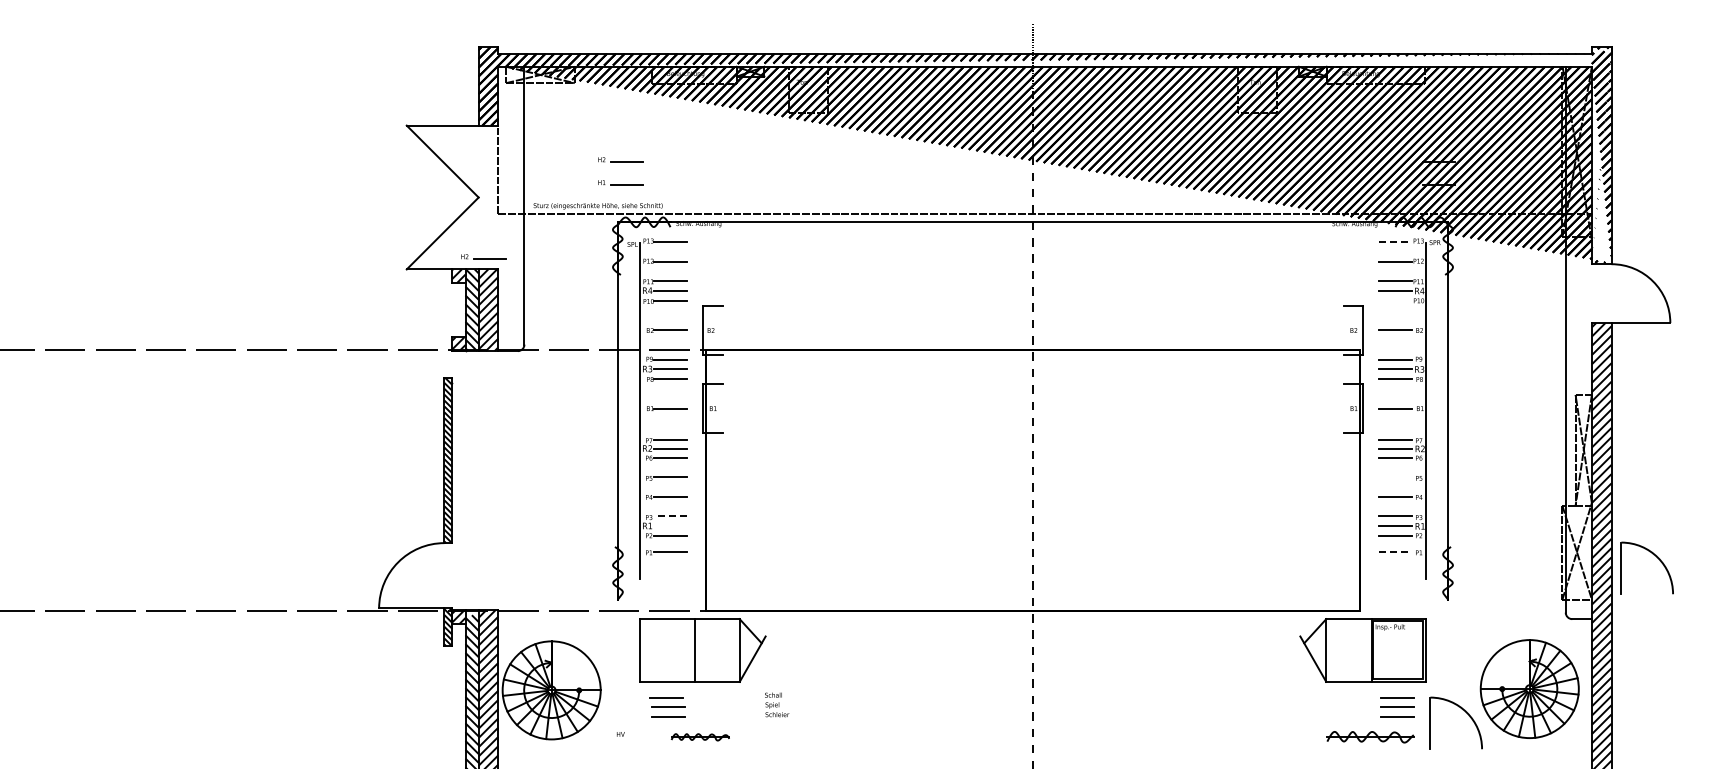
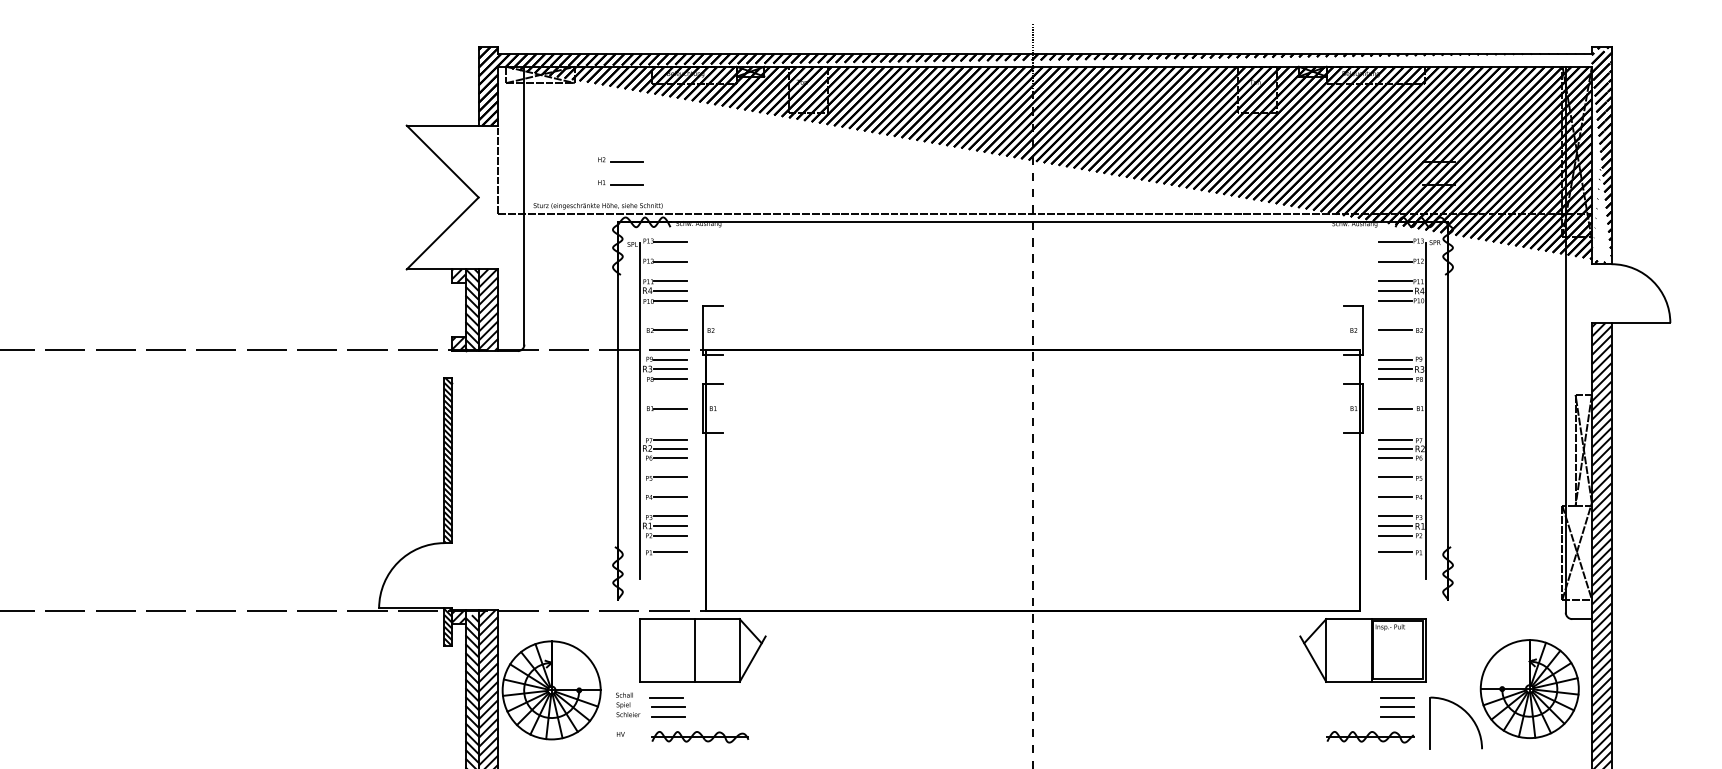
line: dashed -> solid (1396, 241)
part: present -> none (483, 256)
line: none -> present (1395, 300)
line: none -> present (1395, 477)
line: dashed -> solid (669, 516)
line: none -> present (669, 526)
line: dashed -> solid (1396, 552)
part: present -> none (1653, 555)
text position: (777, 704) -> (628, 704) (628, 704)
part size: 60x9 px -> 99x13 px (700, 737)
